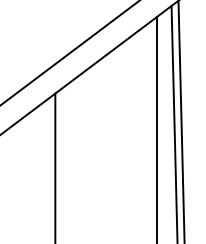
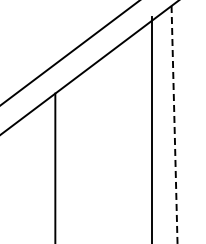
line: present -> none (181, 121)
line: solid -> dashed (174, 124)
line position: (157, 128) -> (152, 128) (152, 128)
